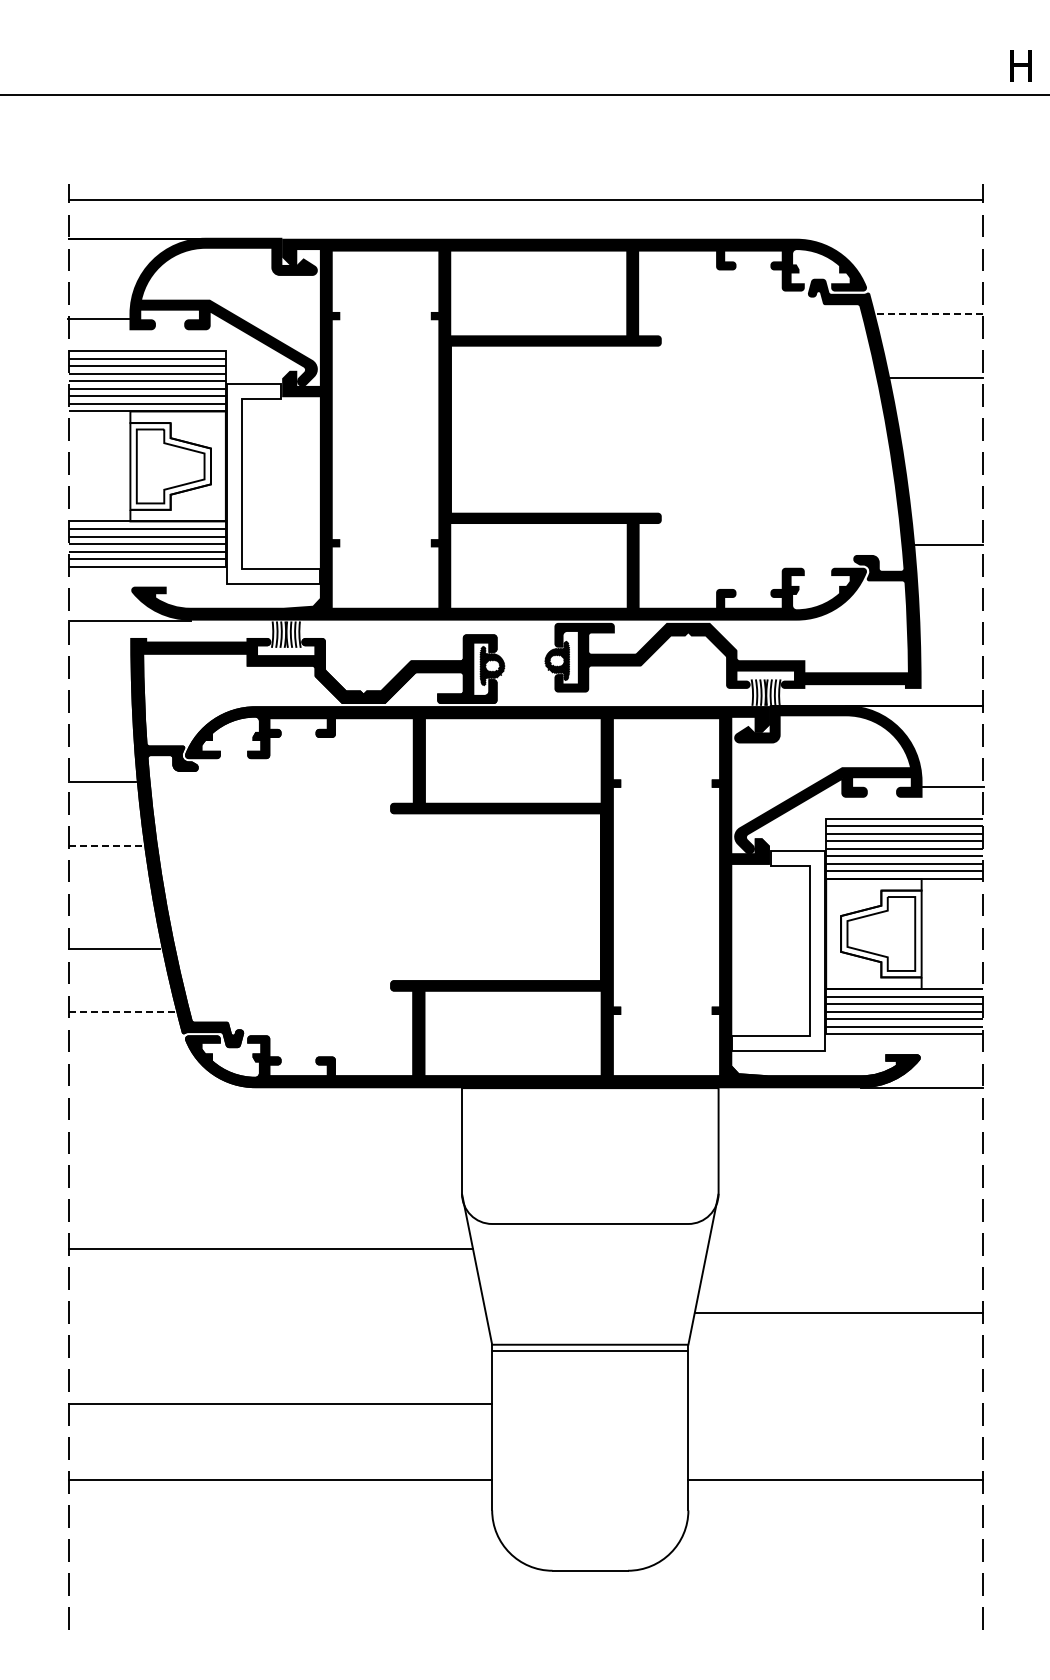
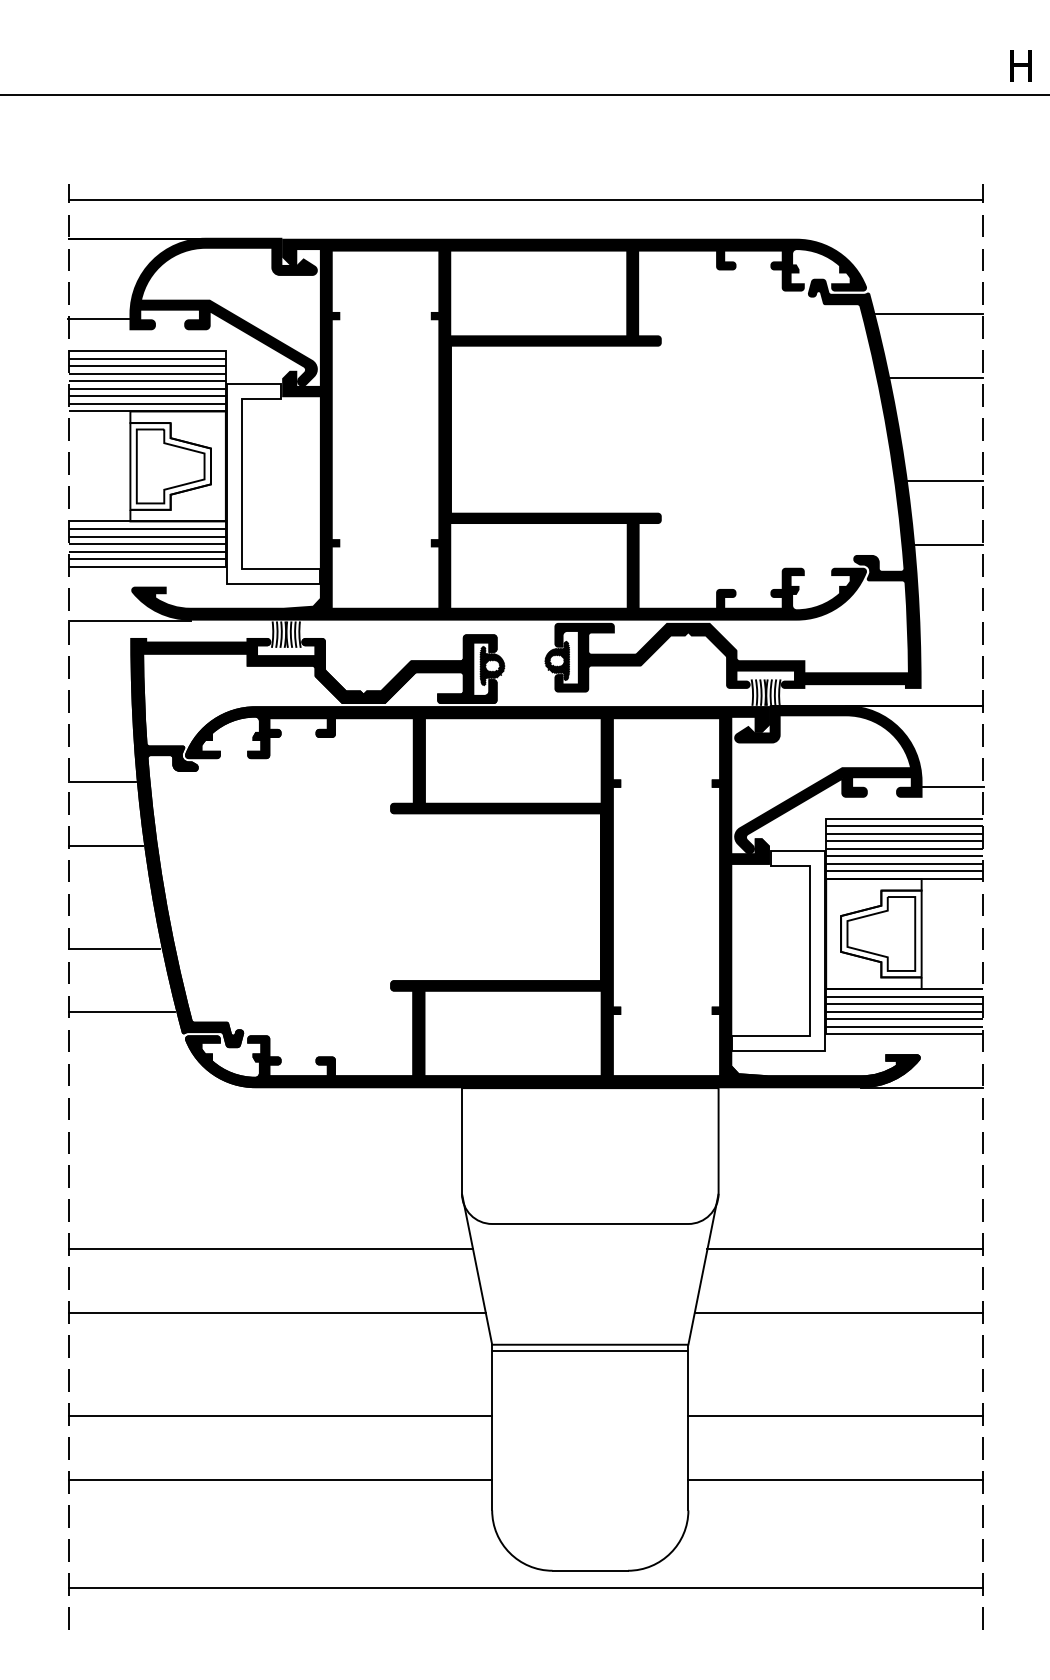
line: dashed -> solid (929, 314)
line: none -> present (944, 481)
line: dashed -> solid (106, 845)
line: dashed -> solid (121, 1012)
line: none -> present (844, 1249)
line: none -> present (277, 1313)
line position: (280, 1404) -> (280, 1416) (280, 1416)
line: none -> present (835, 1416)
line: none -> present (525, 1588)
